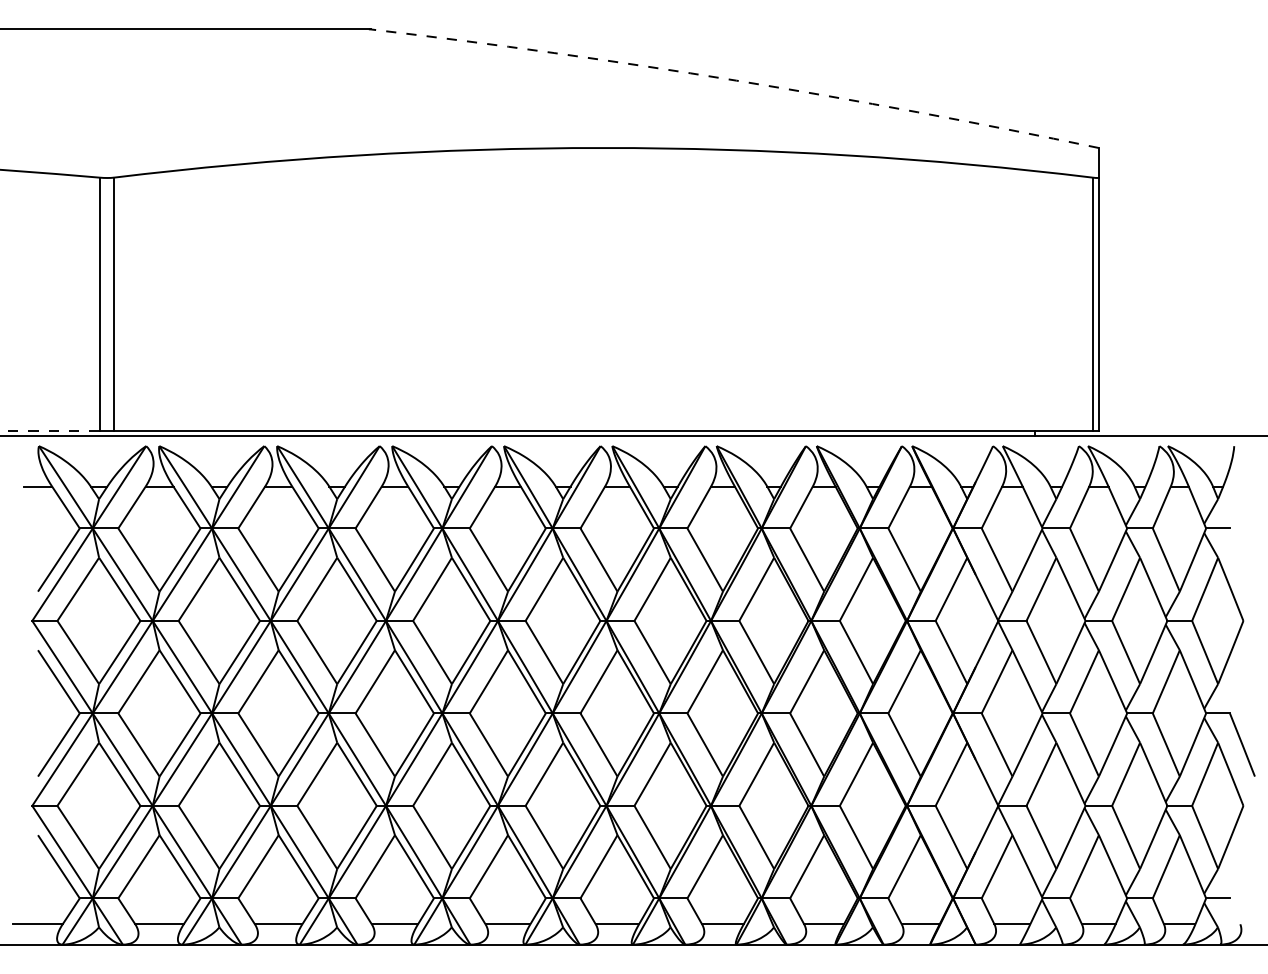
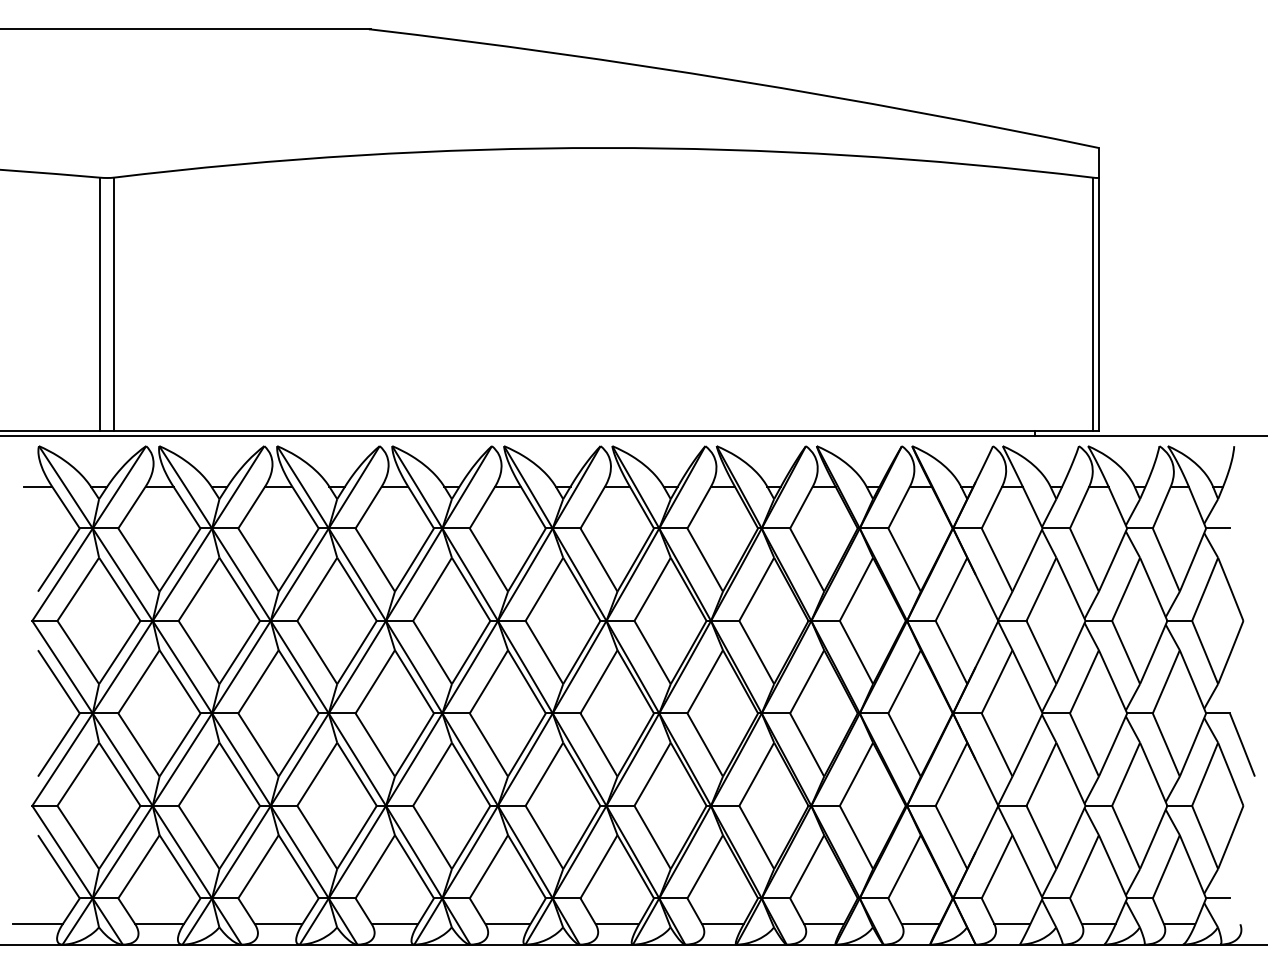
arc: dashed -> solid (736, 80)
line: dashed -> solid (49, 430)
